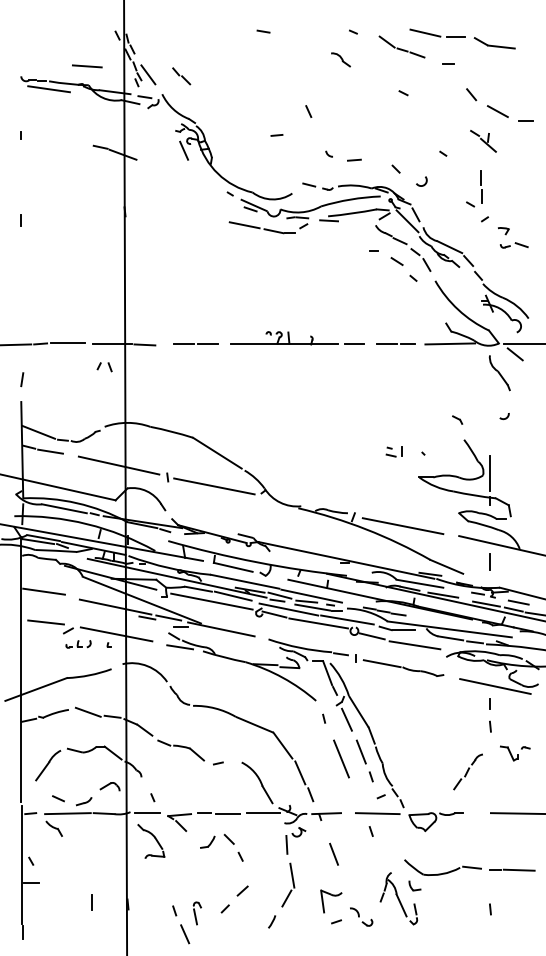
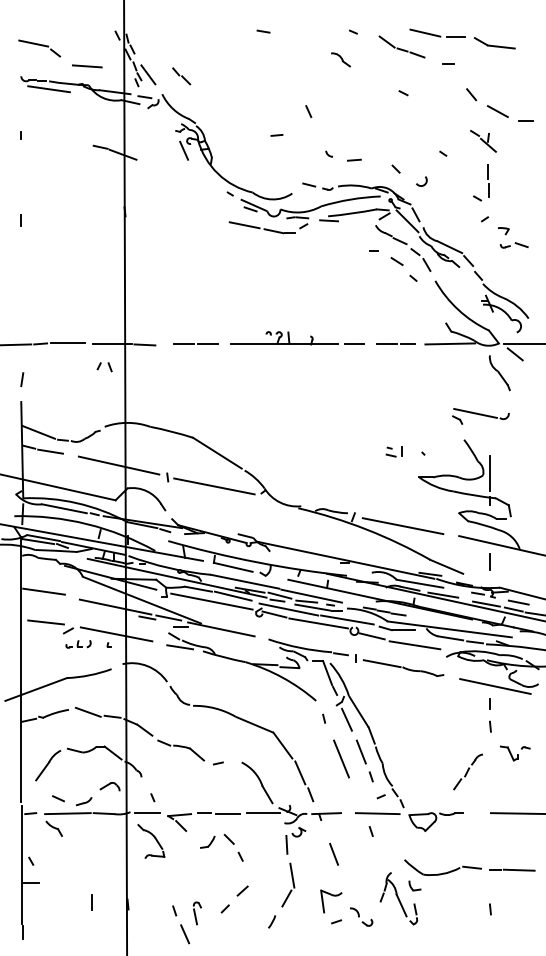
part: none -> present (39, 48)
part position: (480, 185) -> (487, 179) (487, 179)
line: none -> present (475, 412)
